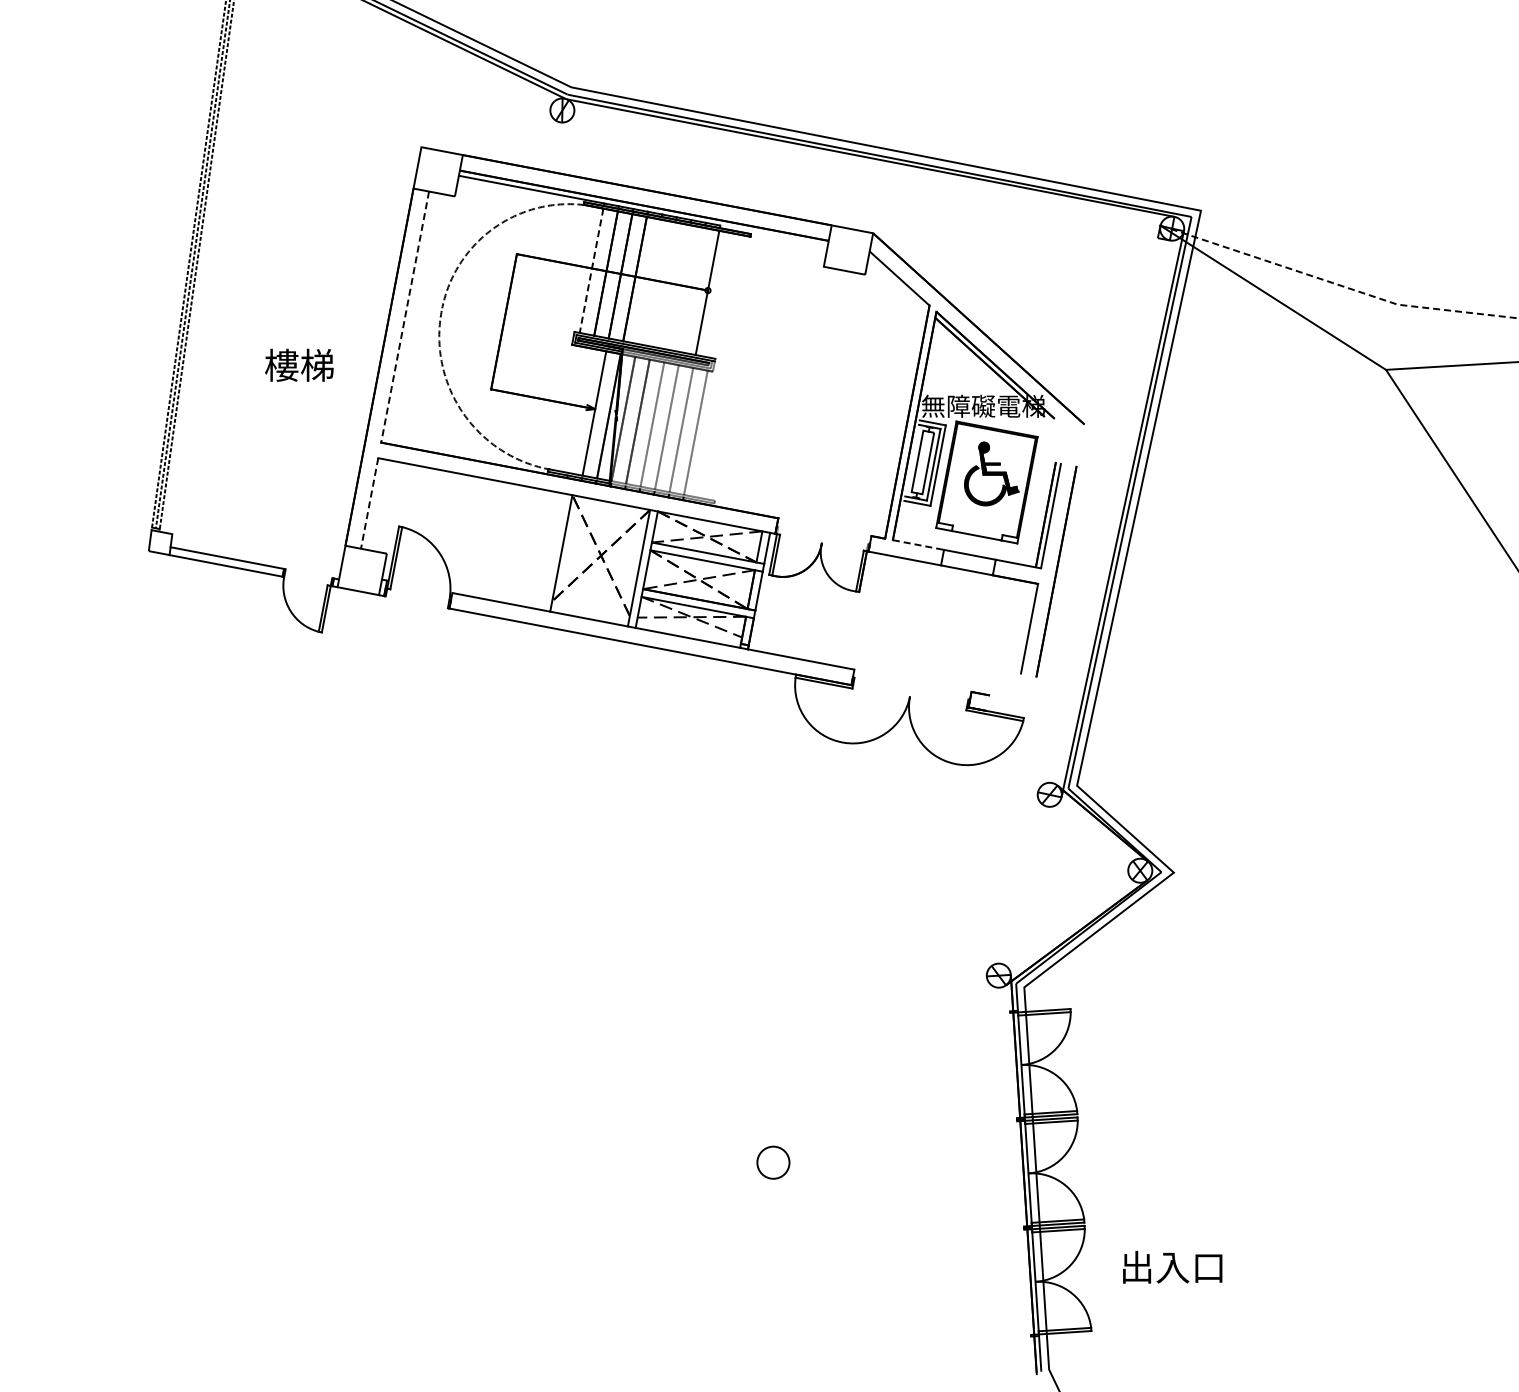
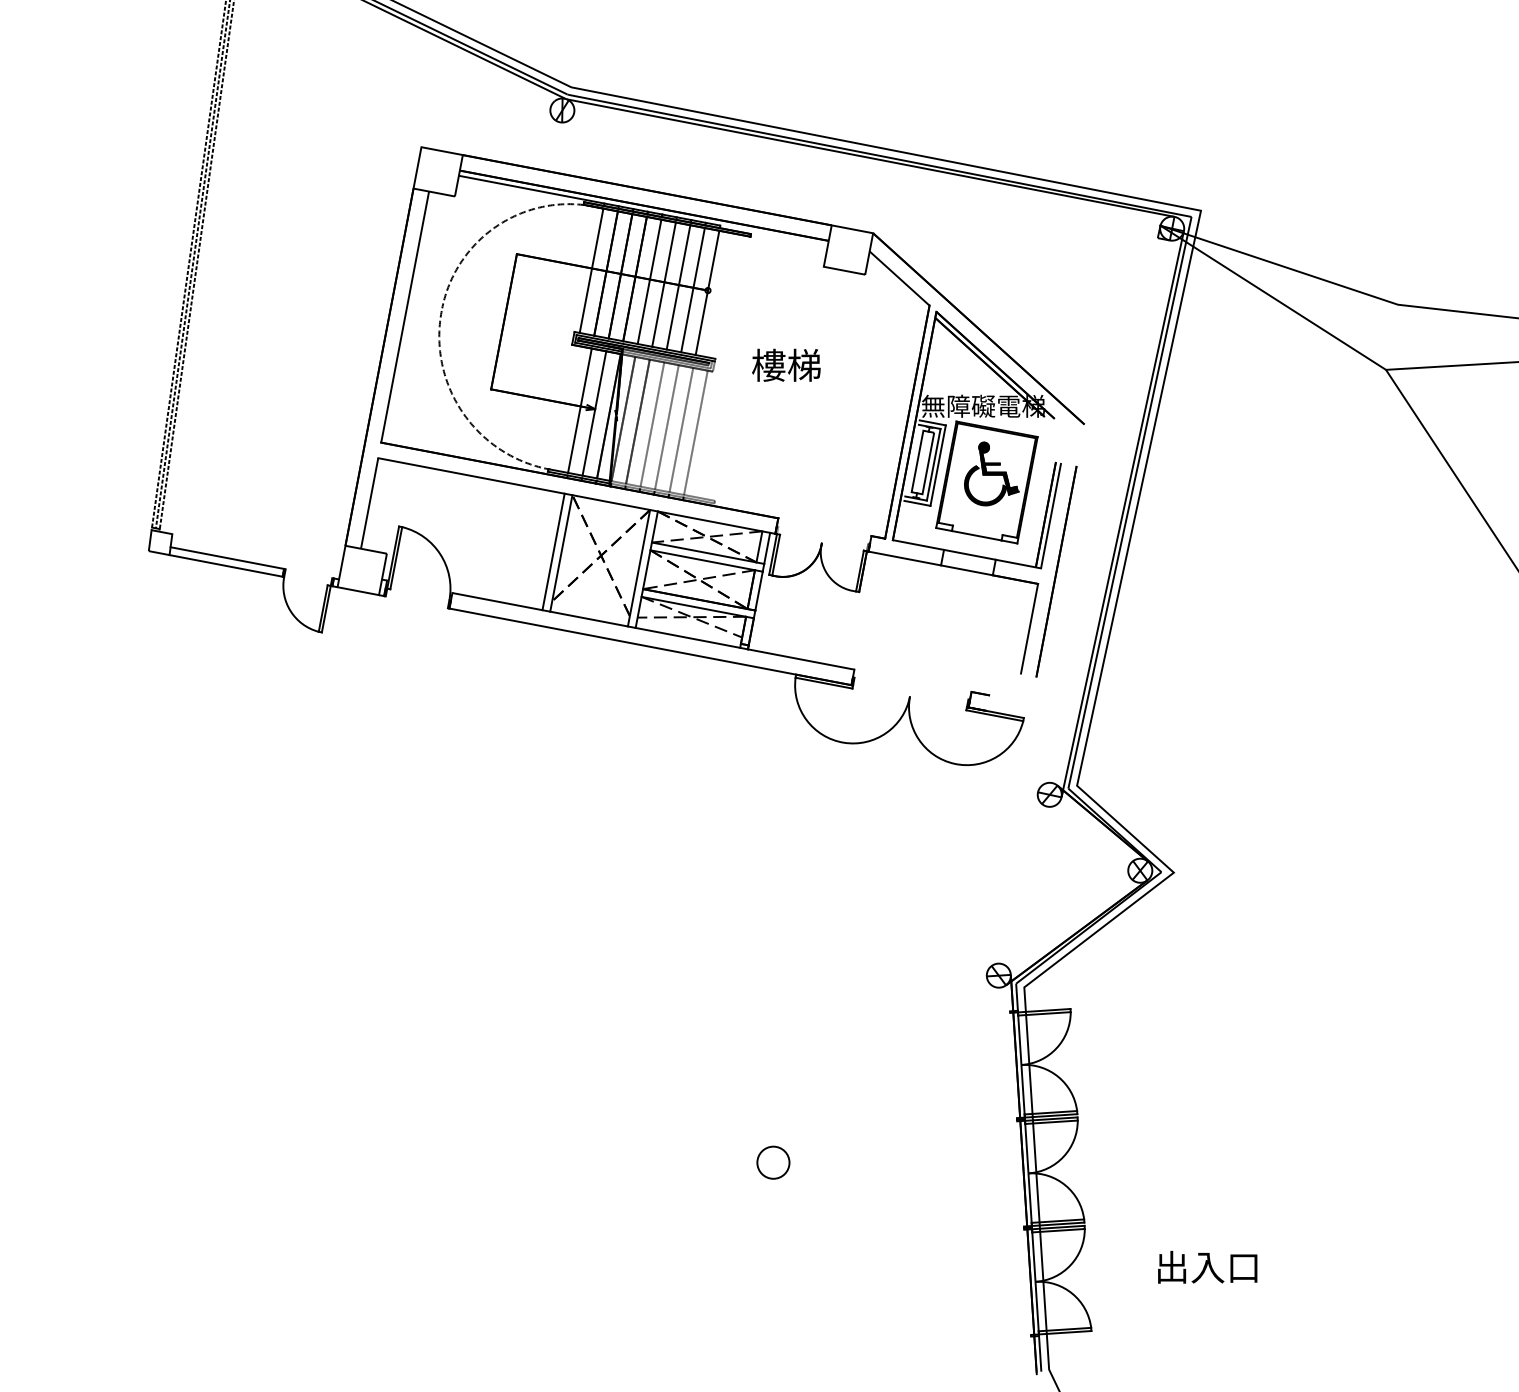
line: dashed -> solid (591, 271)
line: none -> present (649, 281)
line: none -> present (663, 284)
line: dashed -> solid (1337, 284)
line: none -> present (678, 287)
line: none -> present (692, 290)
line: dashed -> solid (405, 317)
text position: (299, 364) -> (786, 364) (786, 364)
line: none -> present (579, 410)
line: dashed -> solid (369, 503)
line: dashed -> solid (918, 545)
line: none -> present (553, 551)
text position: (1172, 1266) -> (1207, 1266) (1207, 1266)
